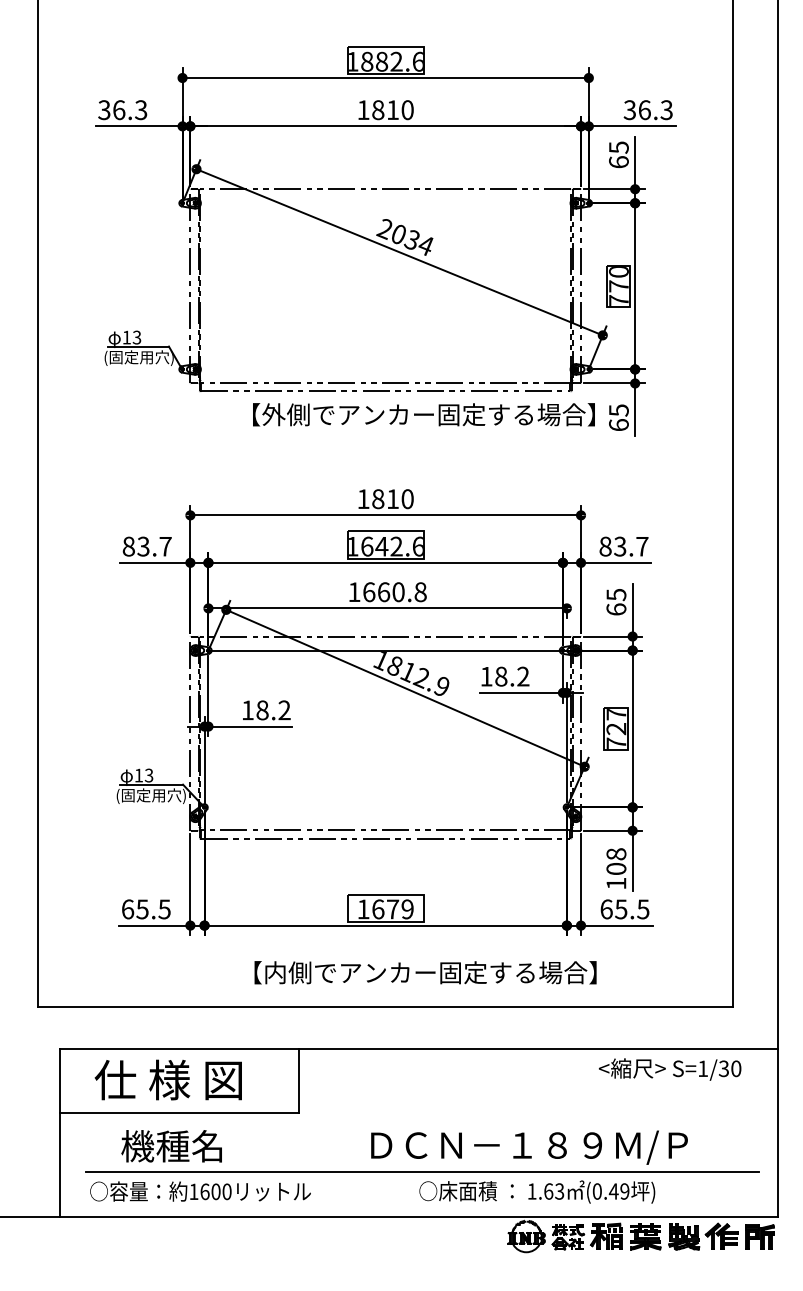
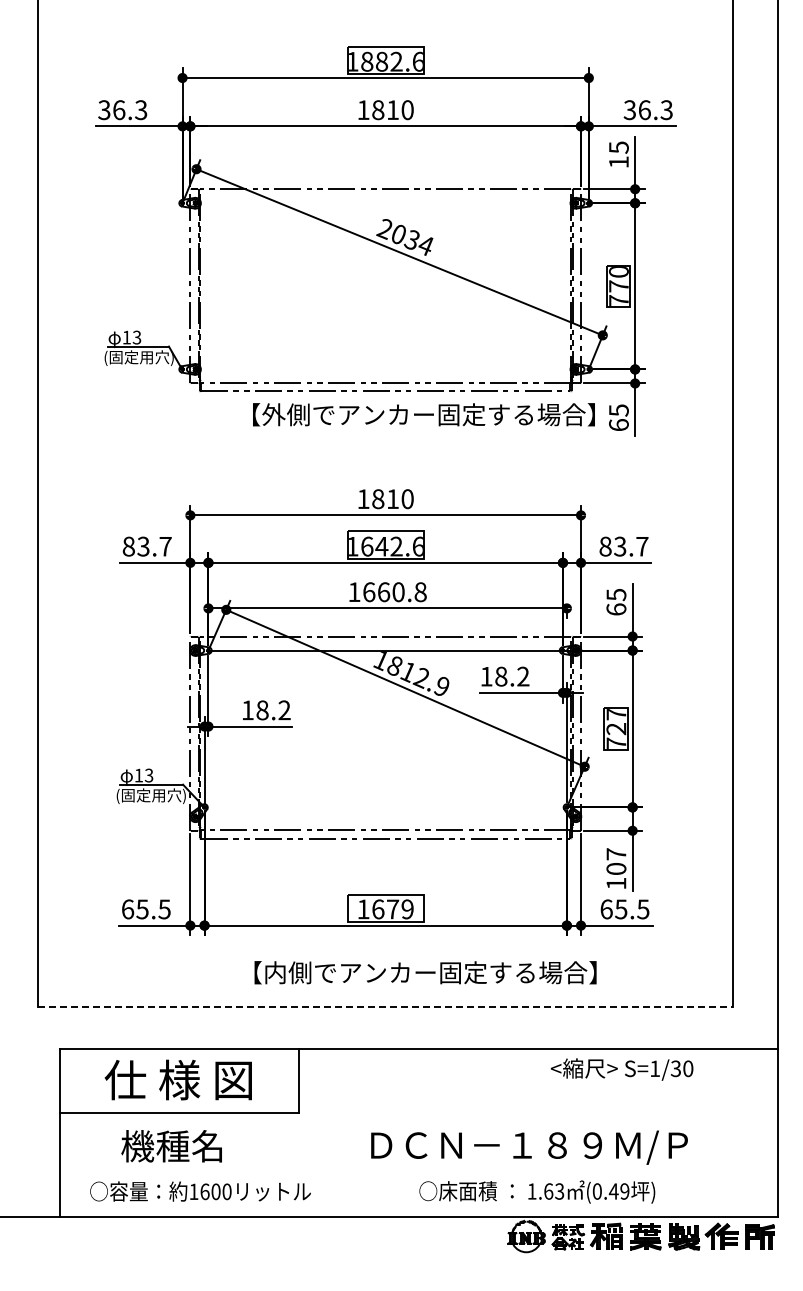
text: 65 -> 15 (618, 162)
text: 108 -> 107 (616, 854)
line: solid -> dashed (385, 1006)
text position: (669, 1069) -> (621, 1069) (621, 1069)
text position: (167, 1079) -> (177, 1079) (177, 1079)
line: present -> none (421, 1172)
